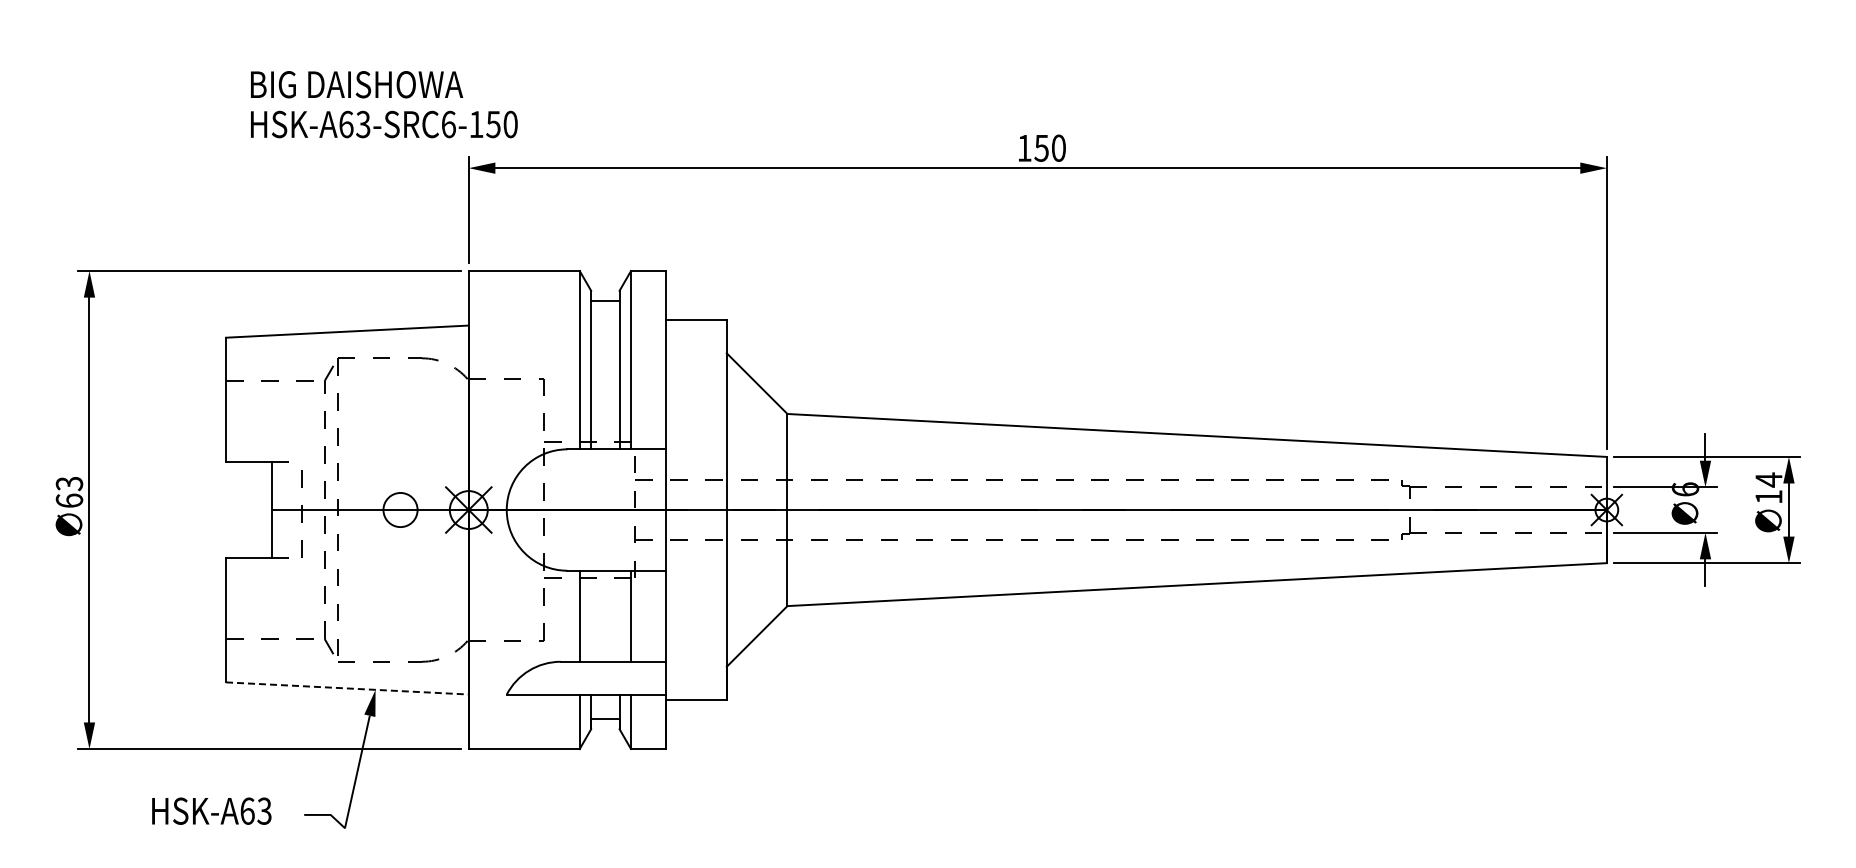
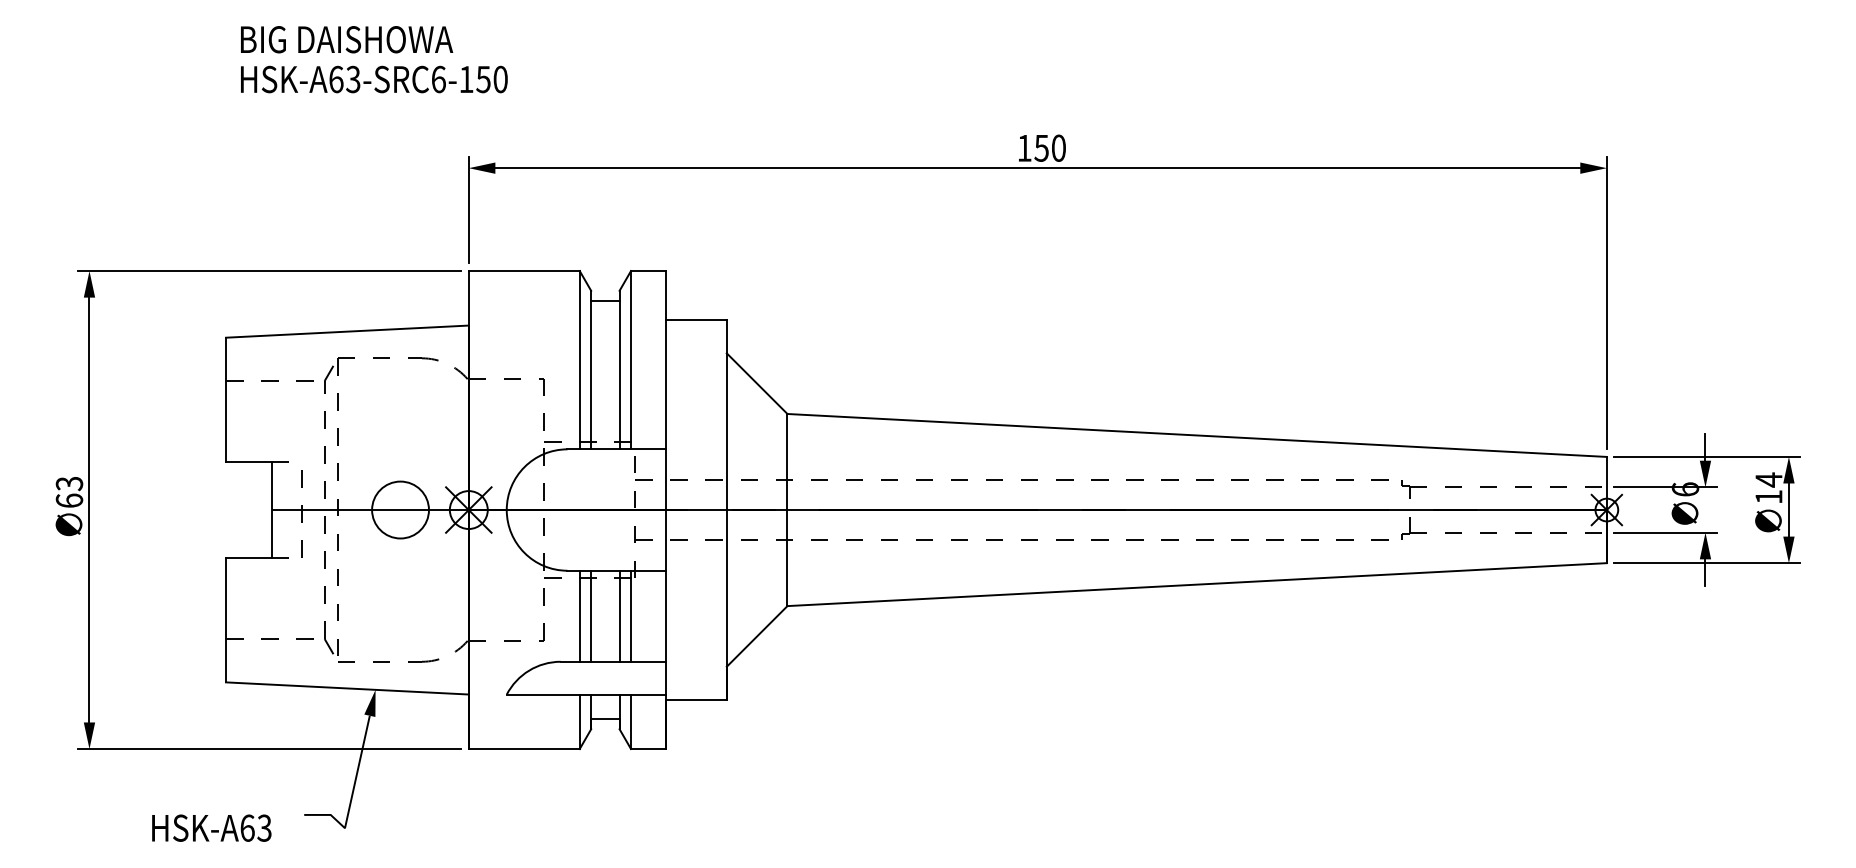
text position: (384, 104) -> (374, 59) (374, 59)
circle diameter: 34 px -> 57 px (400, 509)
line: none -> present (591, 615)
line: none -> present (619, 615)
line: dashed -> solid (347, 688)
text position: (211, 810) -> (211, 827) (211, 827)
